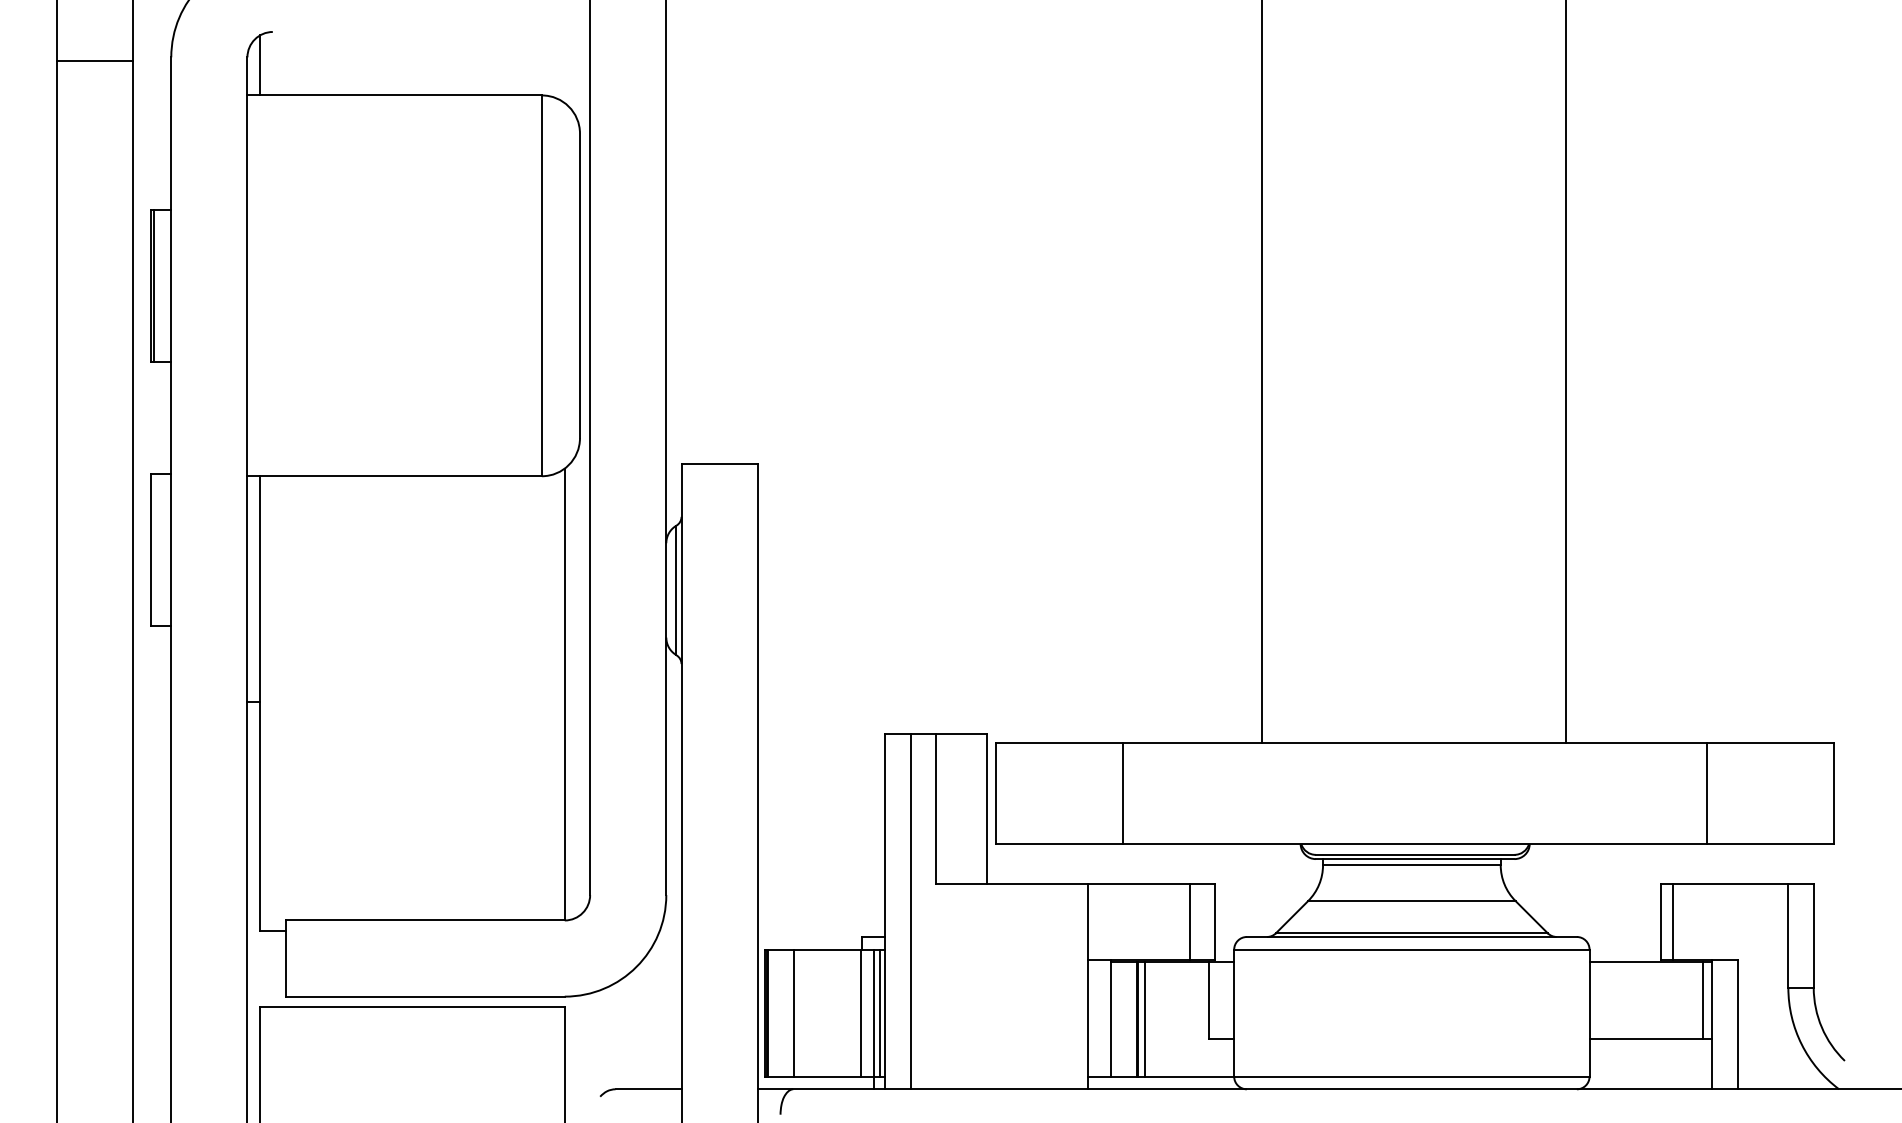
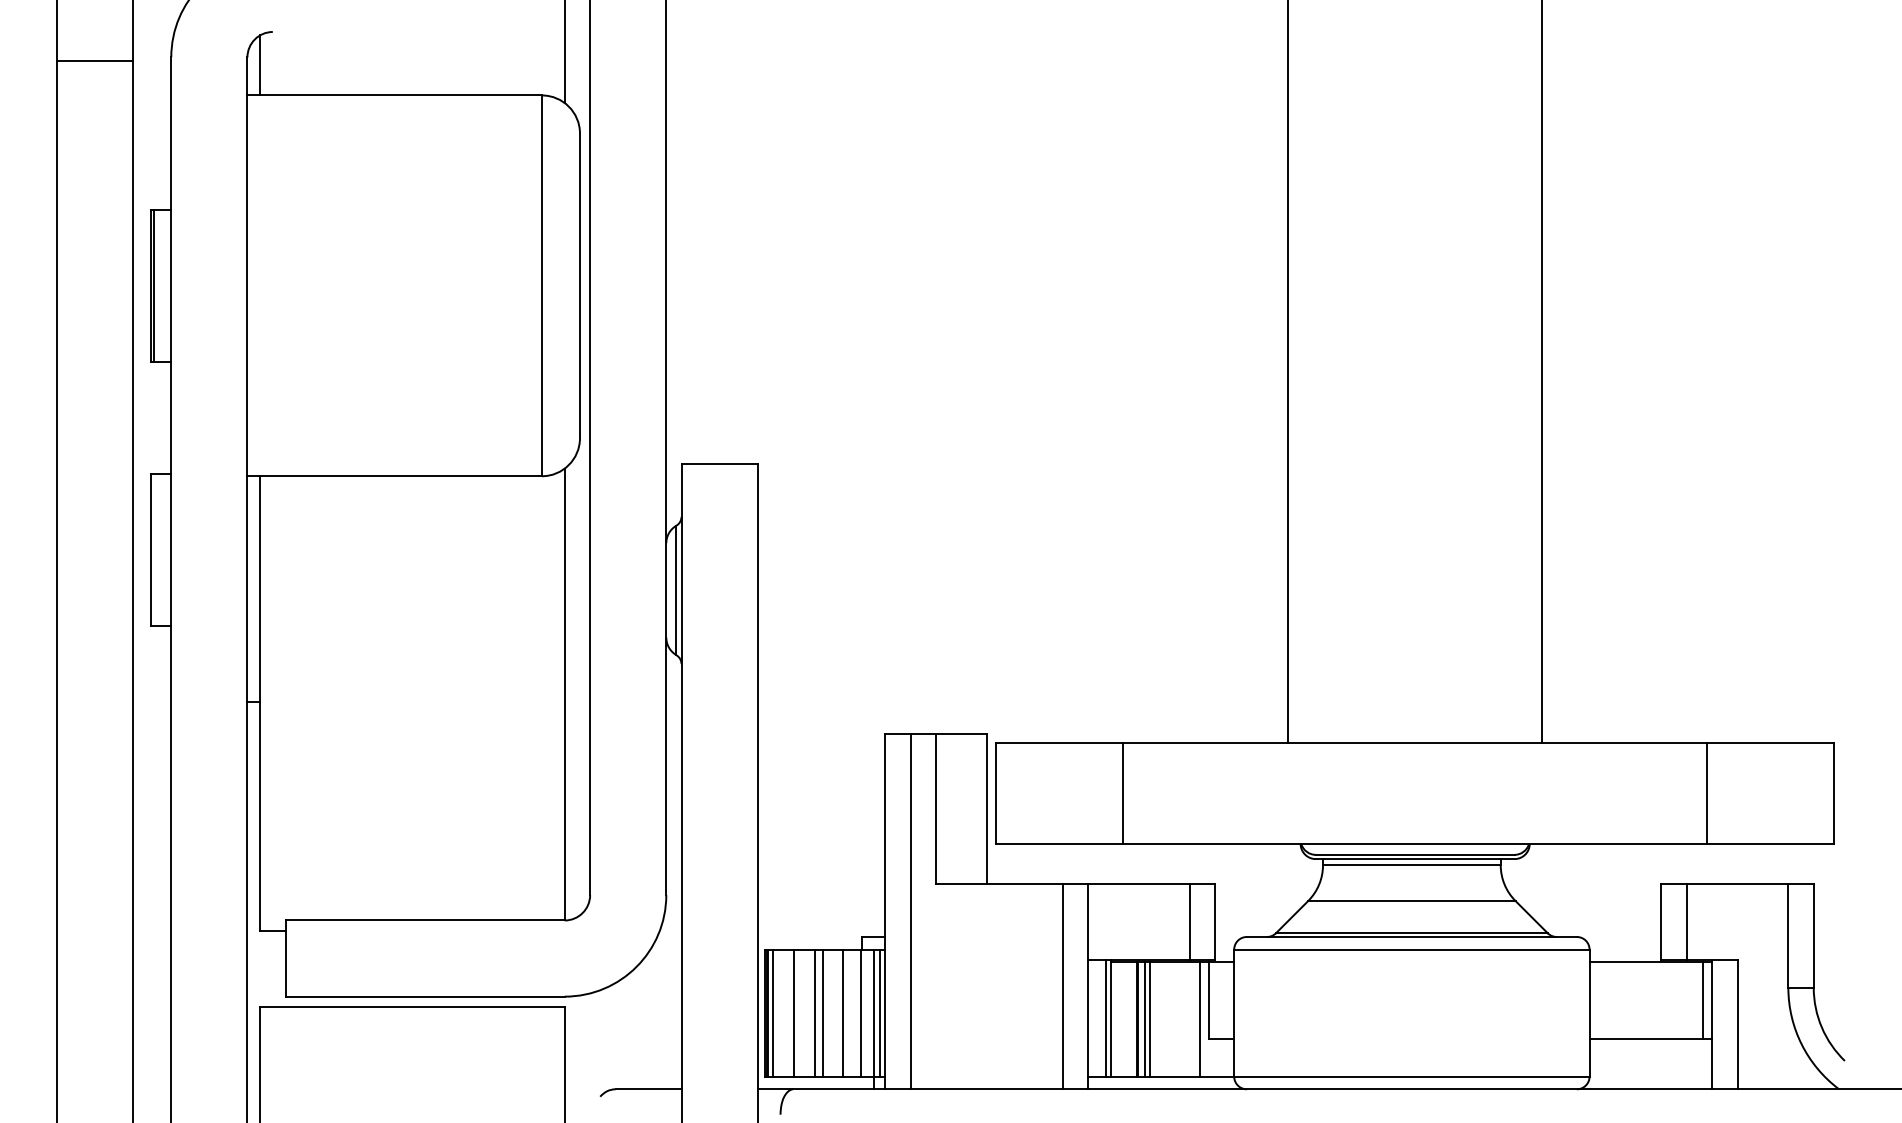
line: none -> present (564, 52)
line position: (1262, 372) -> (1288, 372) (1288, 372)
line position: (1566, 372) -> (1542, 372) (1542, 372)
line position: (1672, 921) -> (1686, 921) (1686, 921)
line: none -> present (1063, 986)
line: none -> present (772, 1012)
line: none -> present (814, 1012)
line: none -> present (823, 1012)
line: none -> present (843, 1012)
line: none -> present (1106, 1017)
line: none -> present (1149, 1019)
line: none -> present (1200, 1019)
